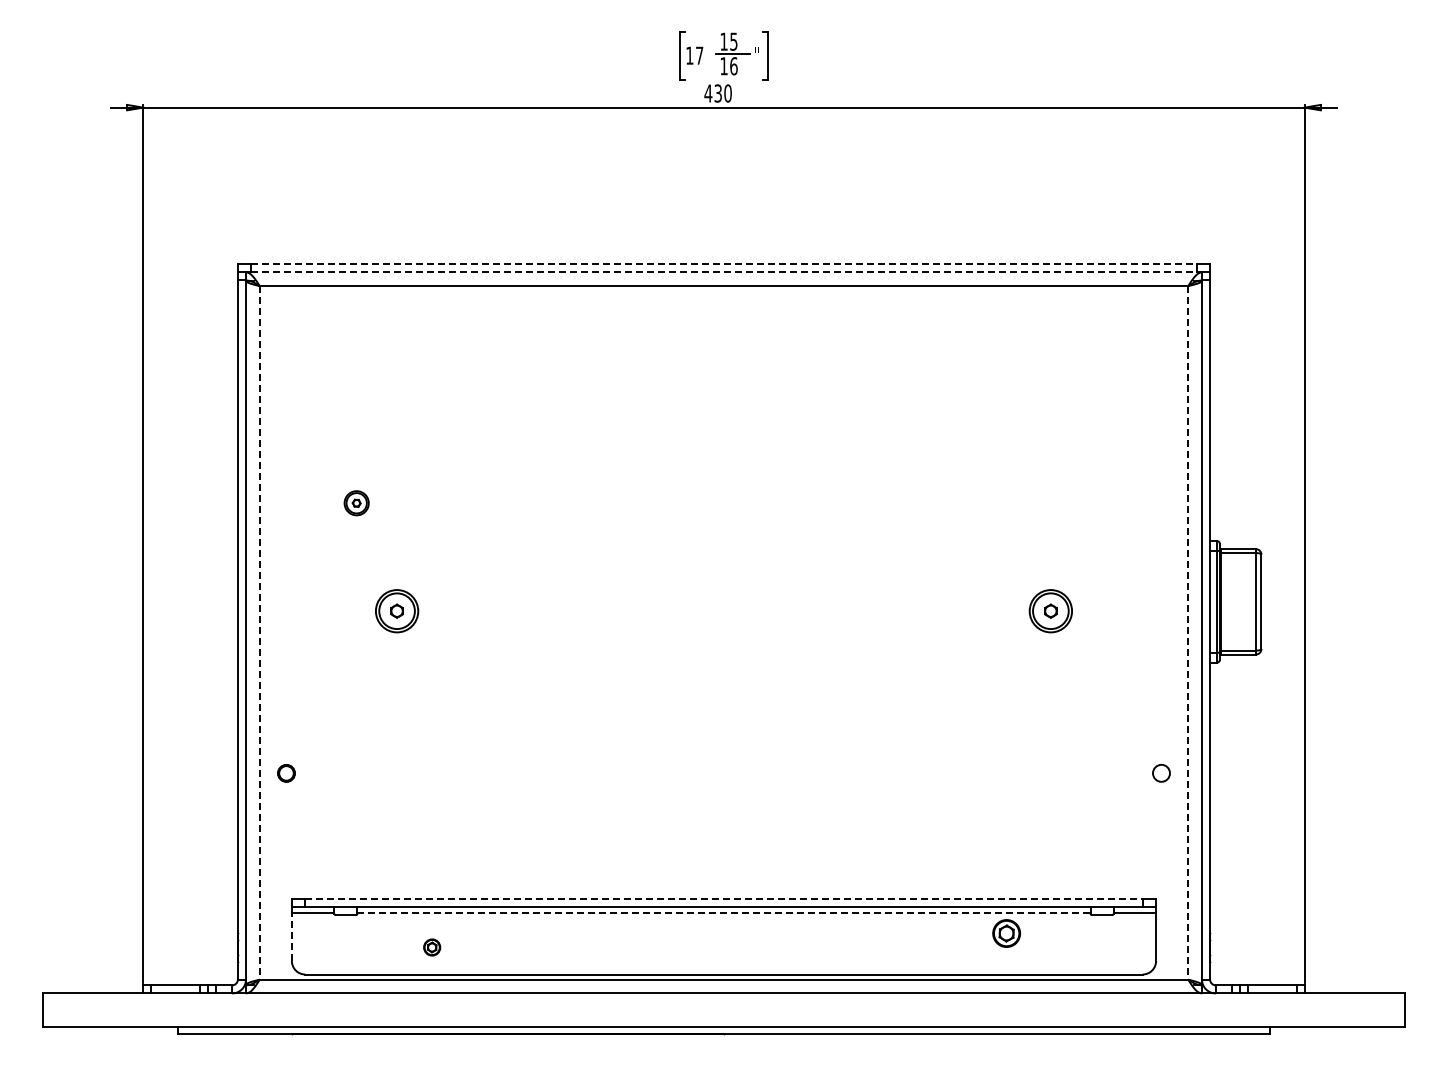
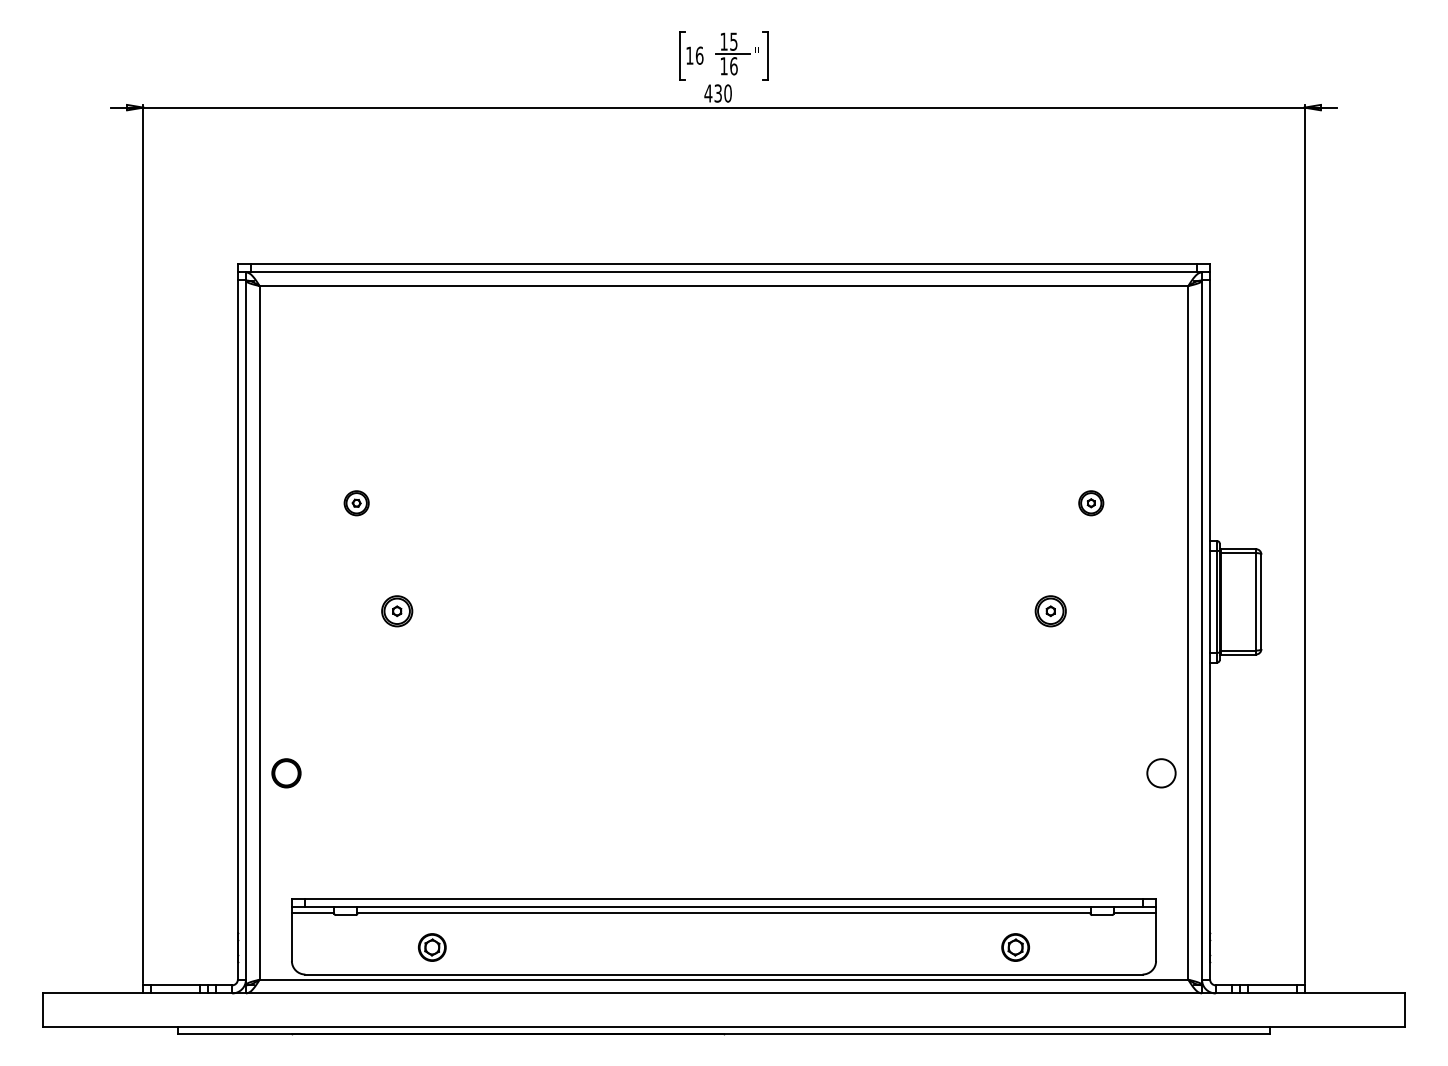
text: 17 -> 16 (699, 55)
line: dashed -> solid (723, 264)
line: dashed -> solid (723, 272)
part: none -> present (1091, 503)
part size: 45x45 px -> 33x33 px (397, 611)
part size: 45x45 px -> 33x33 px (1050, 611)
line: dashed -> solid (259, 632)
line: dashed -> solid (1188, 632)
circle diameter: 17 px -> 28 px (1161, 773)
part size: 19x19 px -> 31x31 px (286, 773)
line: dashed -> solid (723, 898)
line: dashed -> solid (723, 912)
part position: (1006, 933) -> (1015, 947) (1015, 947)
line: dashed -> solid (291, 936)
part size: 19x19 px -> 30x29 px (431, 947)
